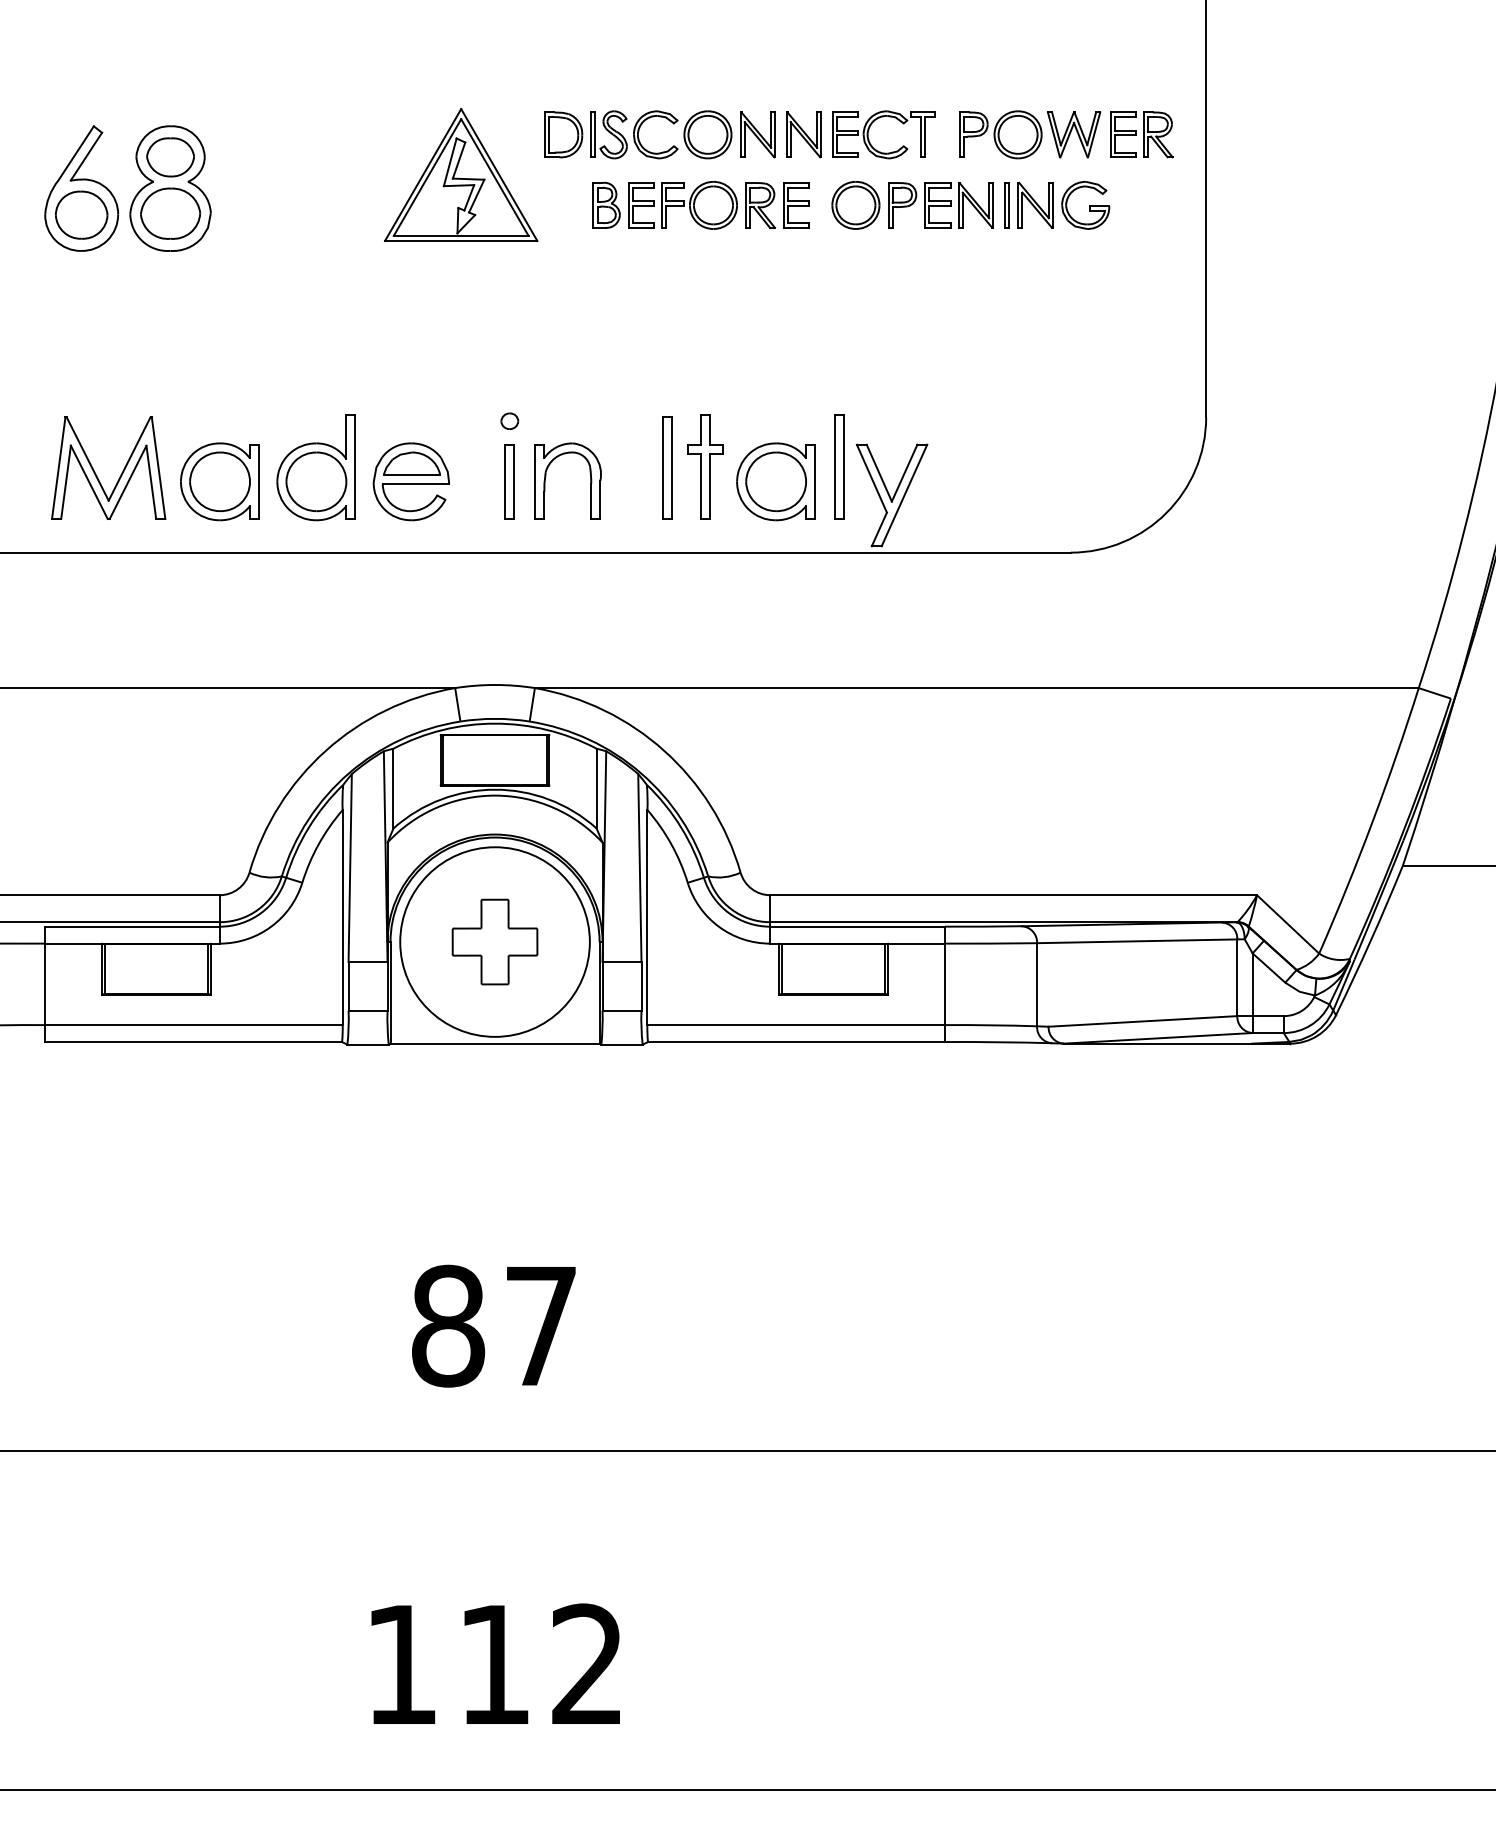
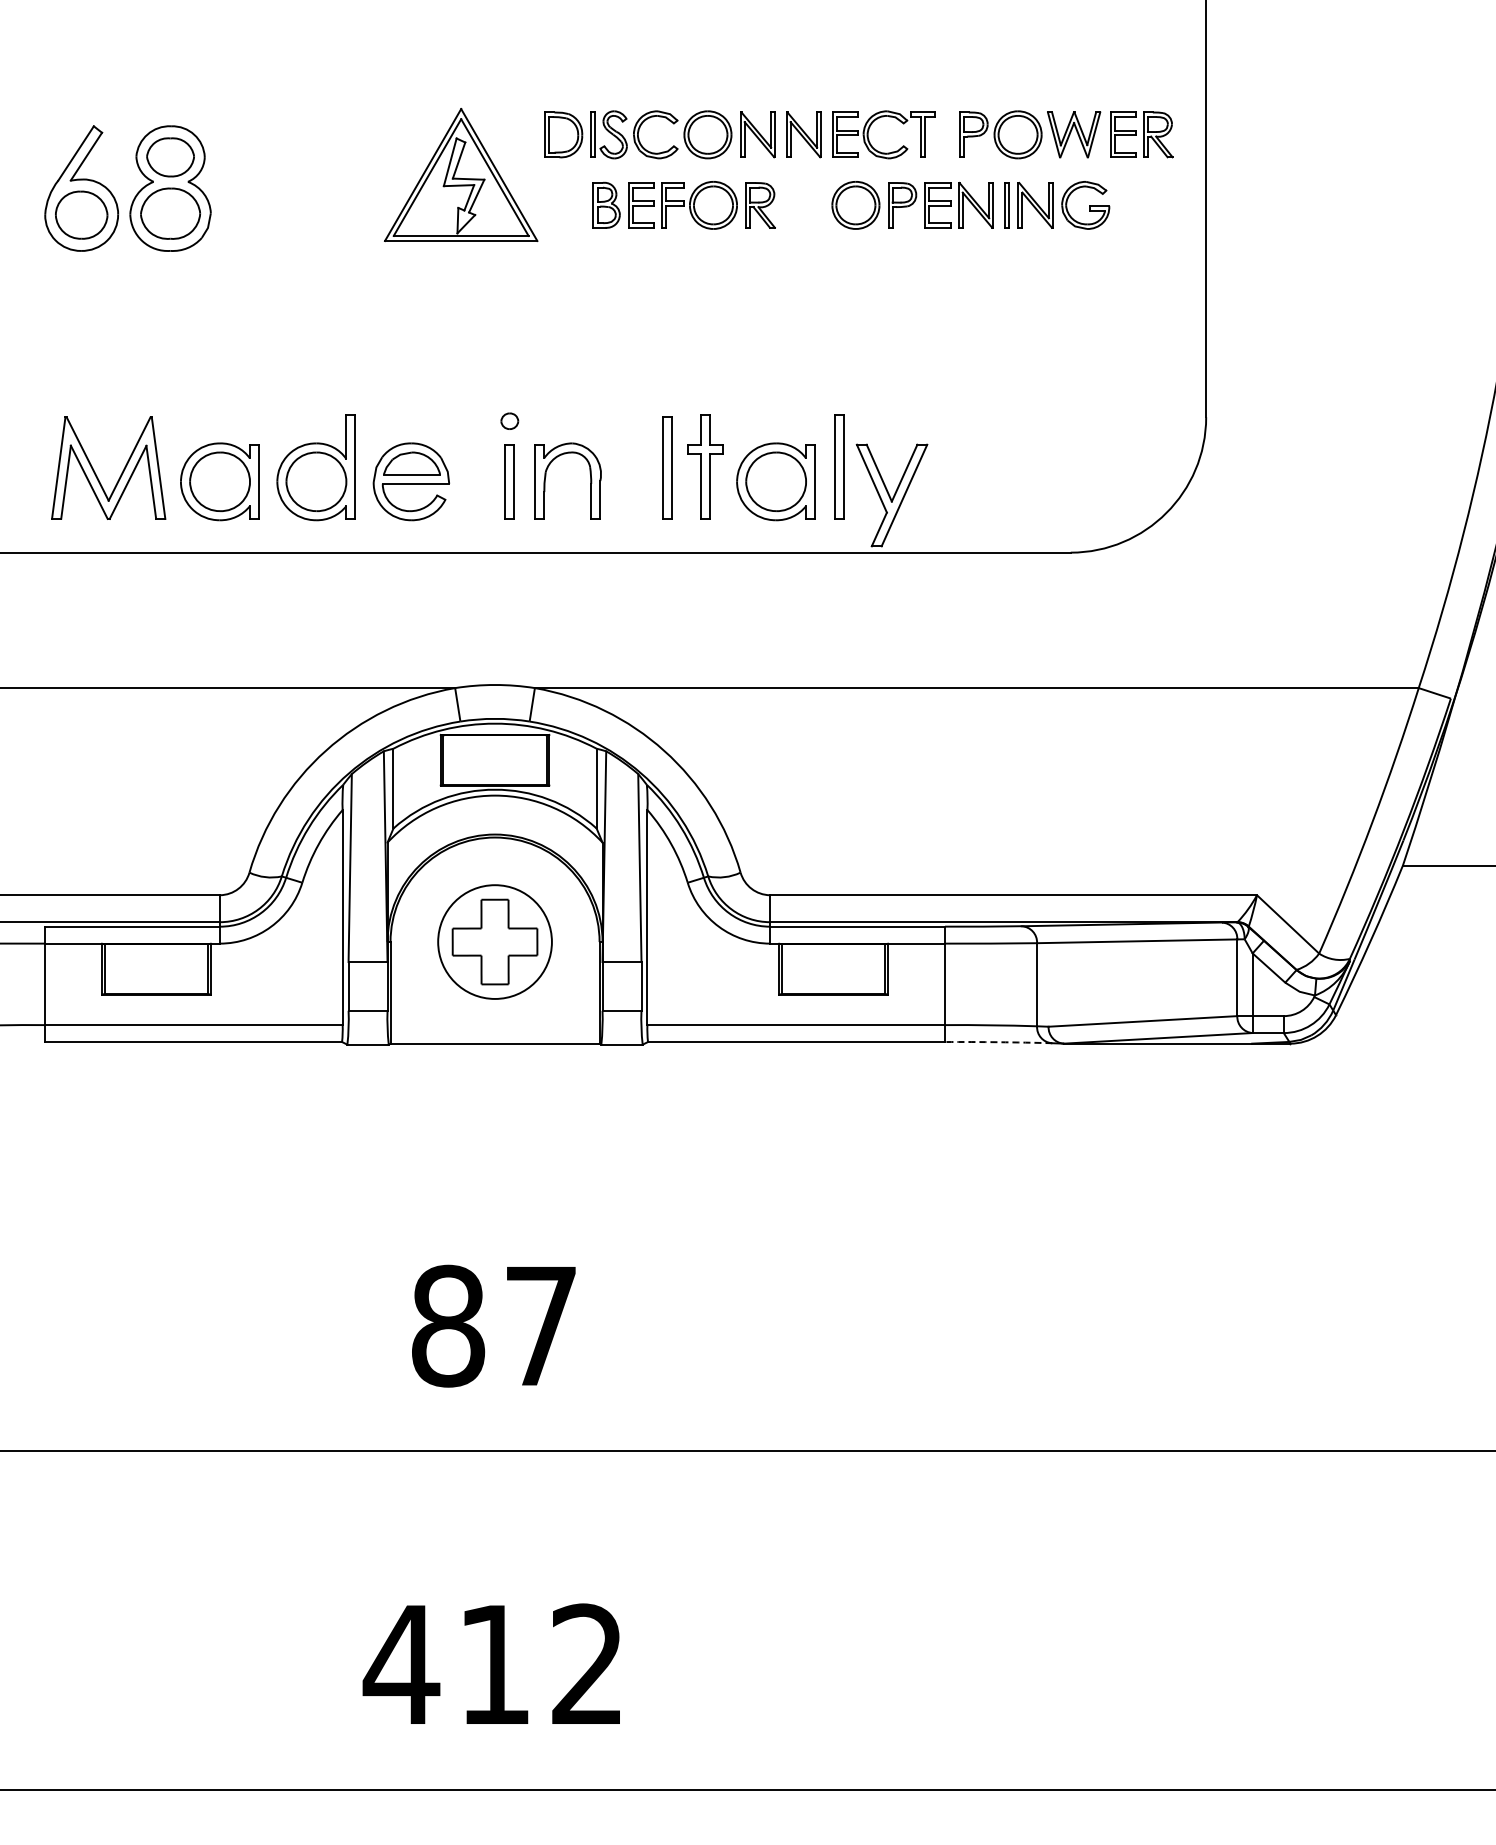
part: present -> none (796, 205)
circle diameter: 190 px -> 114 px (494, 941)
arc: solid -> dashed (998, 1042)
text: 112 -> 412 (401, 1664)
